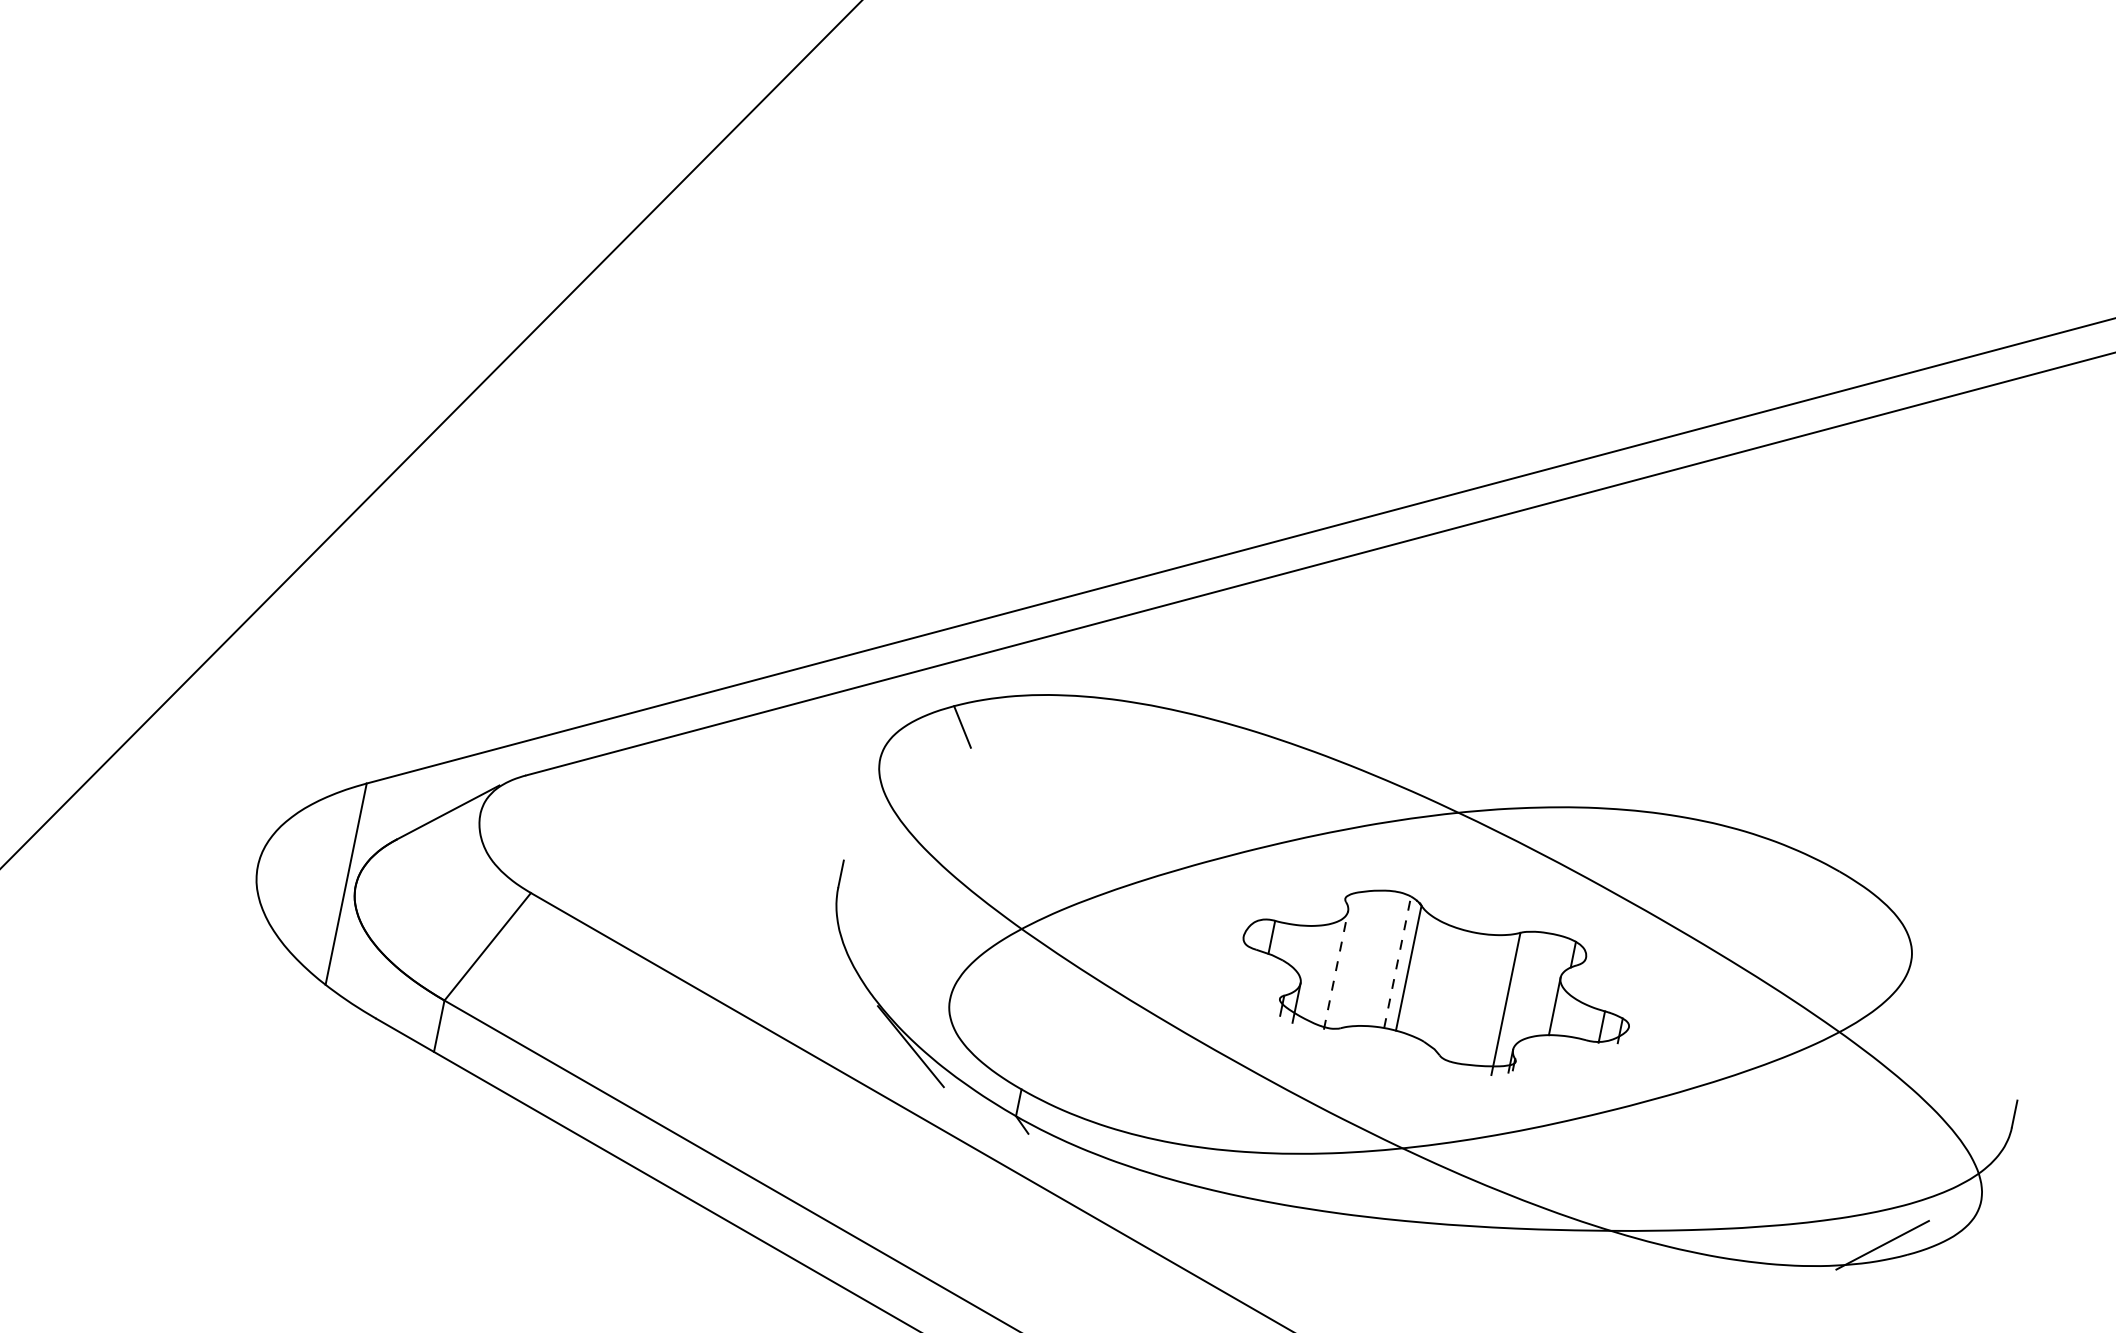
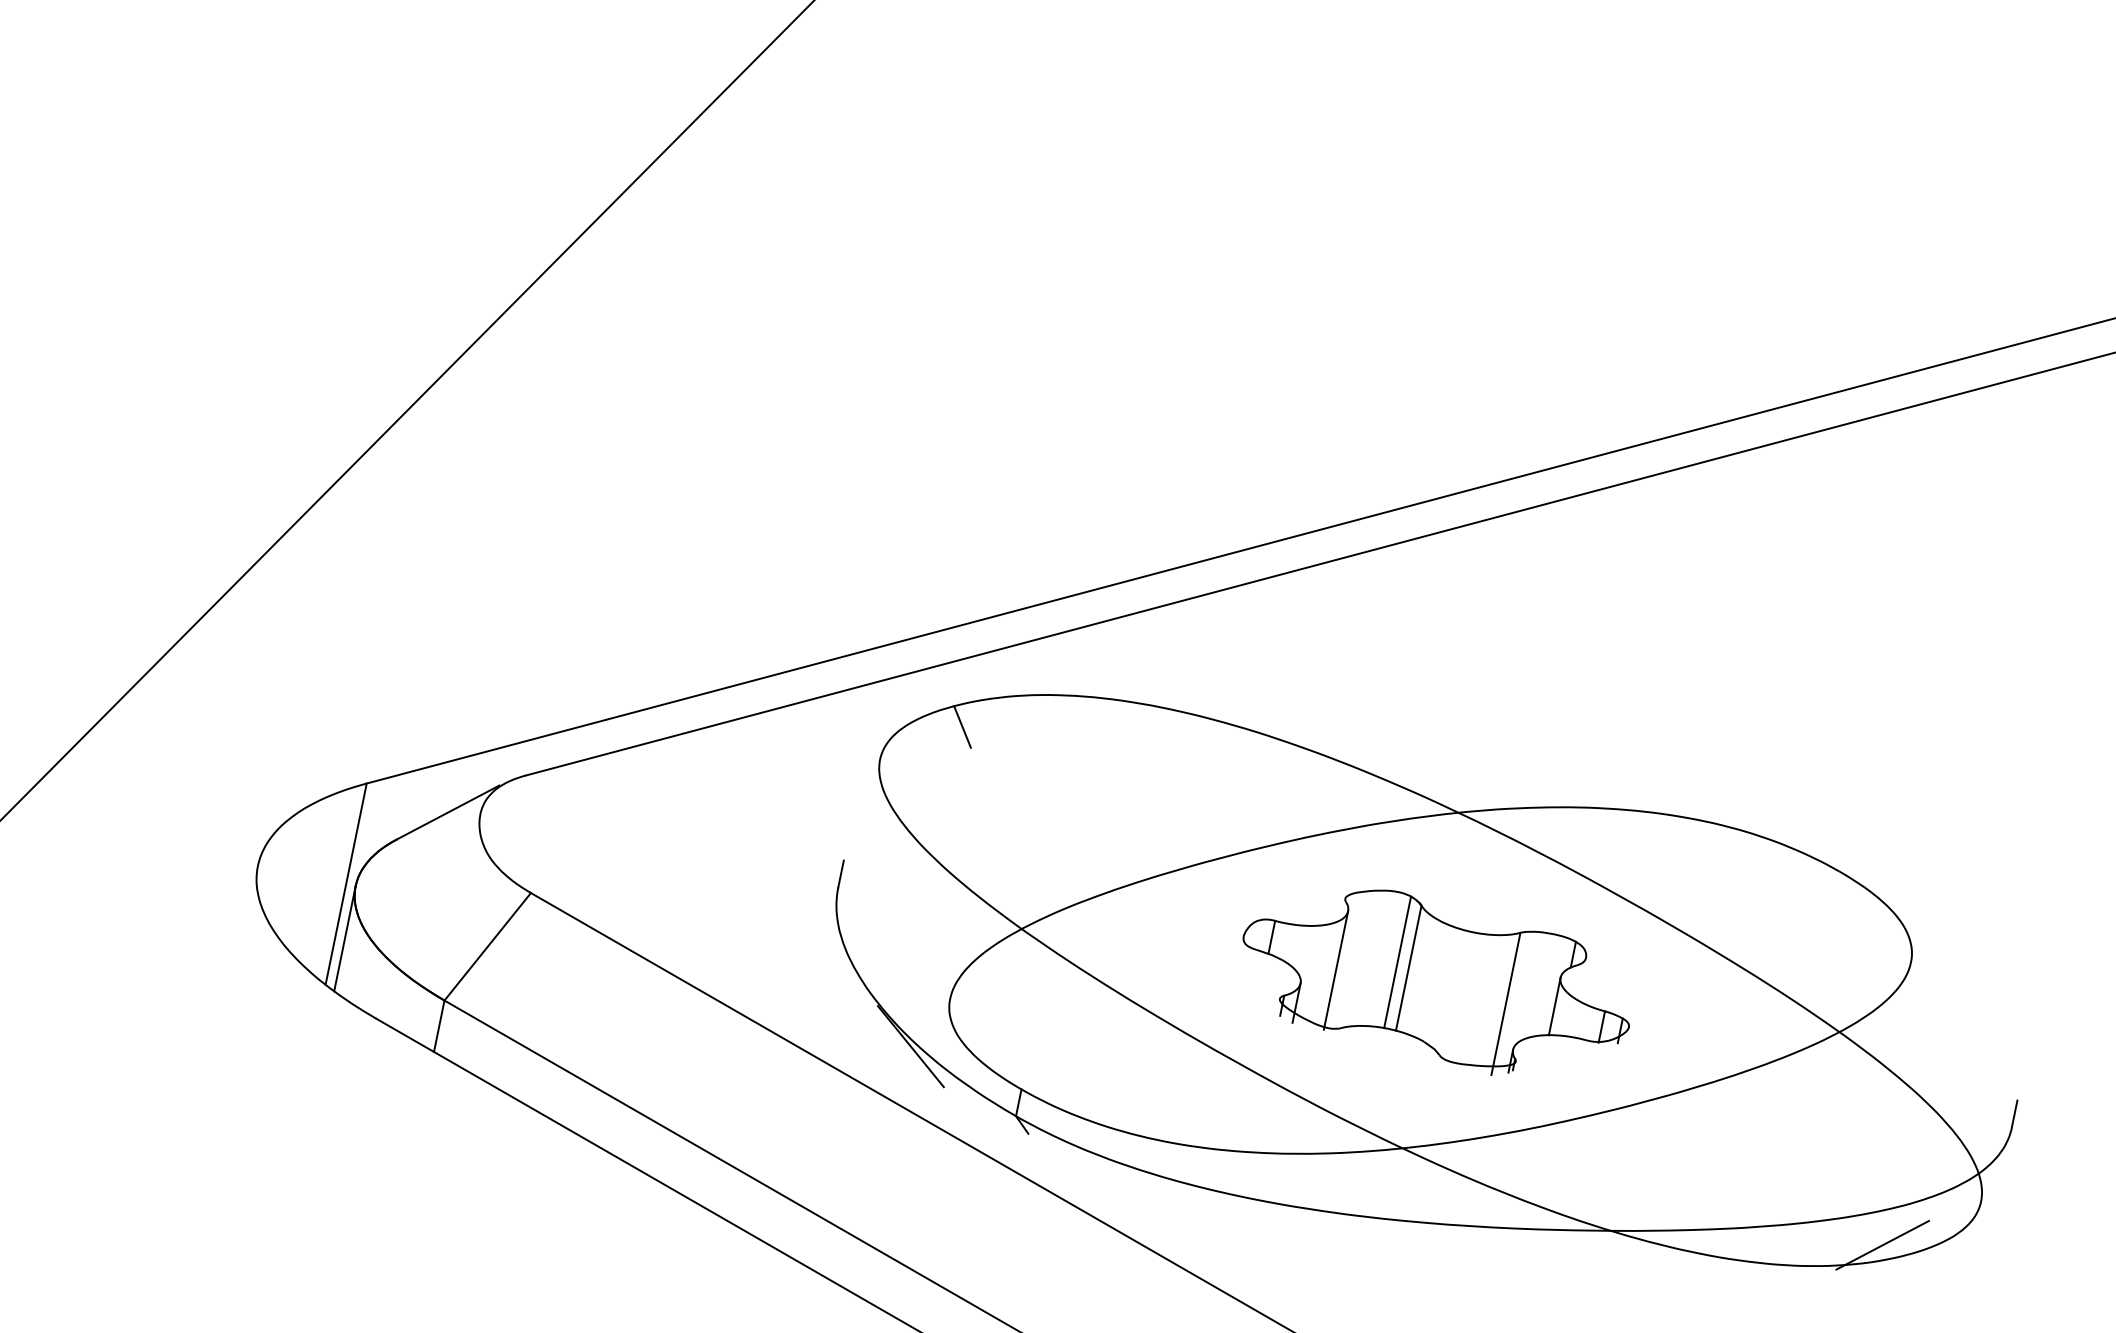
line position: (431, 434) -> (407, 410) (407, 410)
line: none -> present (344, 938)
line: dashed -> solid (1397, 961)
line: dashed -> solid (1336, 969)
